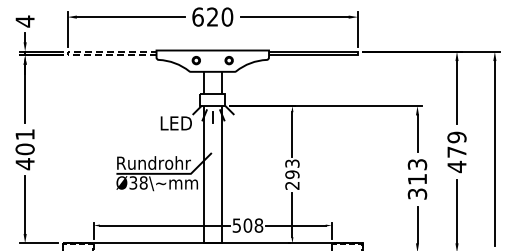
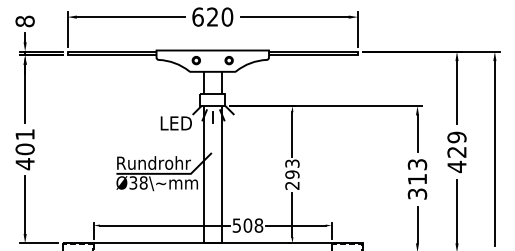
text: 4 -> 8 (24, 21)
line: dashed -> solid (67, 53)
text: 479 -> 429 (456, 151)
